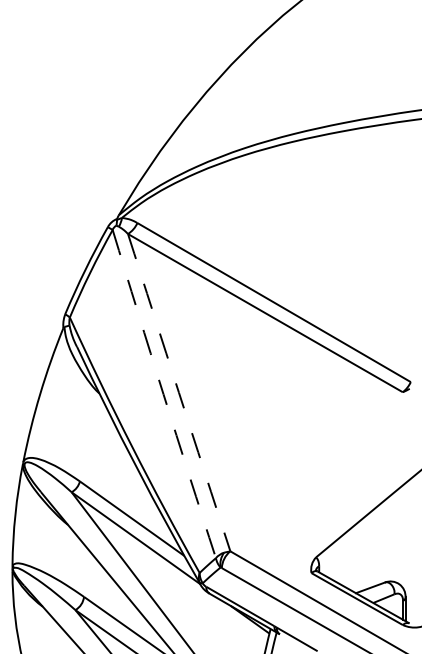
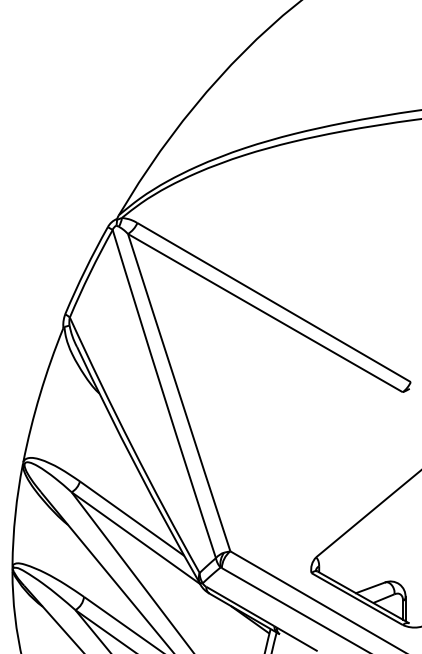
arc: dashed -> solid (178, 392)
arc: dashed -> solid (163, 394)
